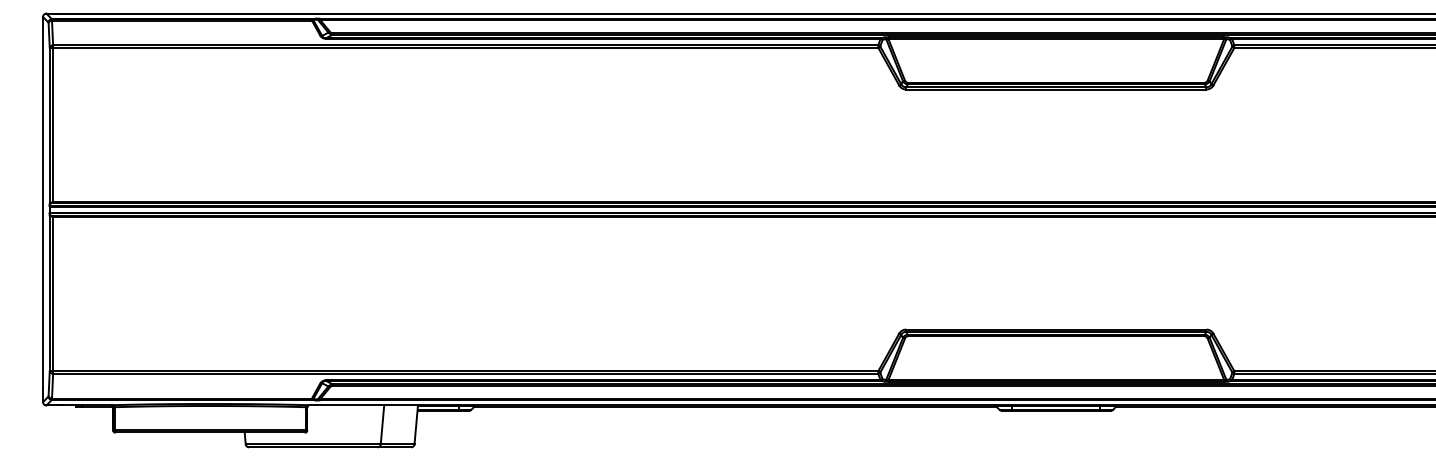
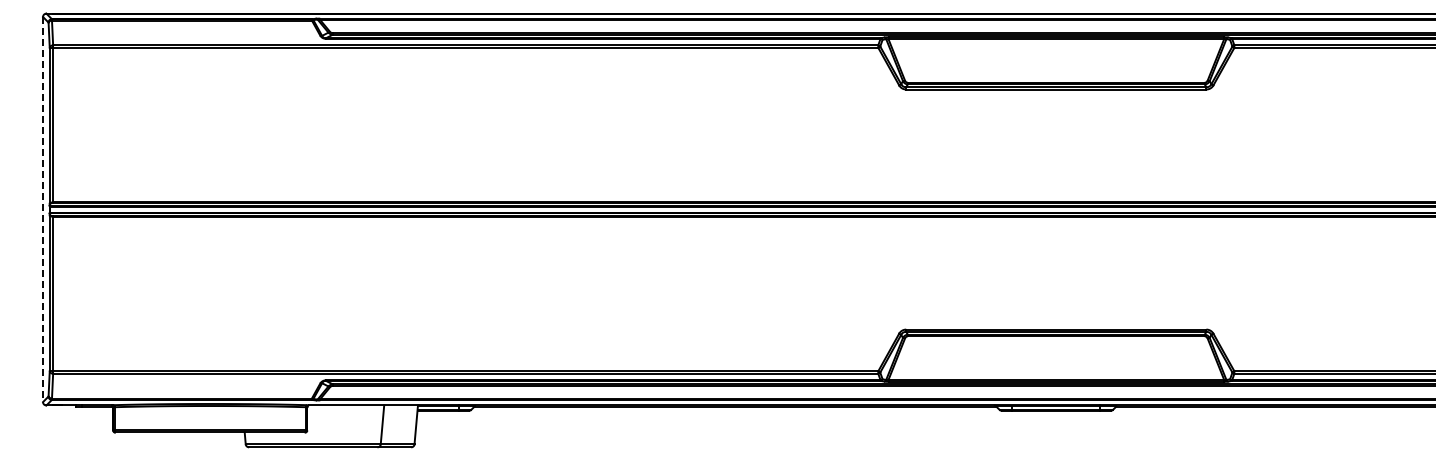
line: solid -> dashed (43, 209)
